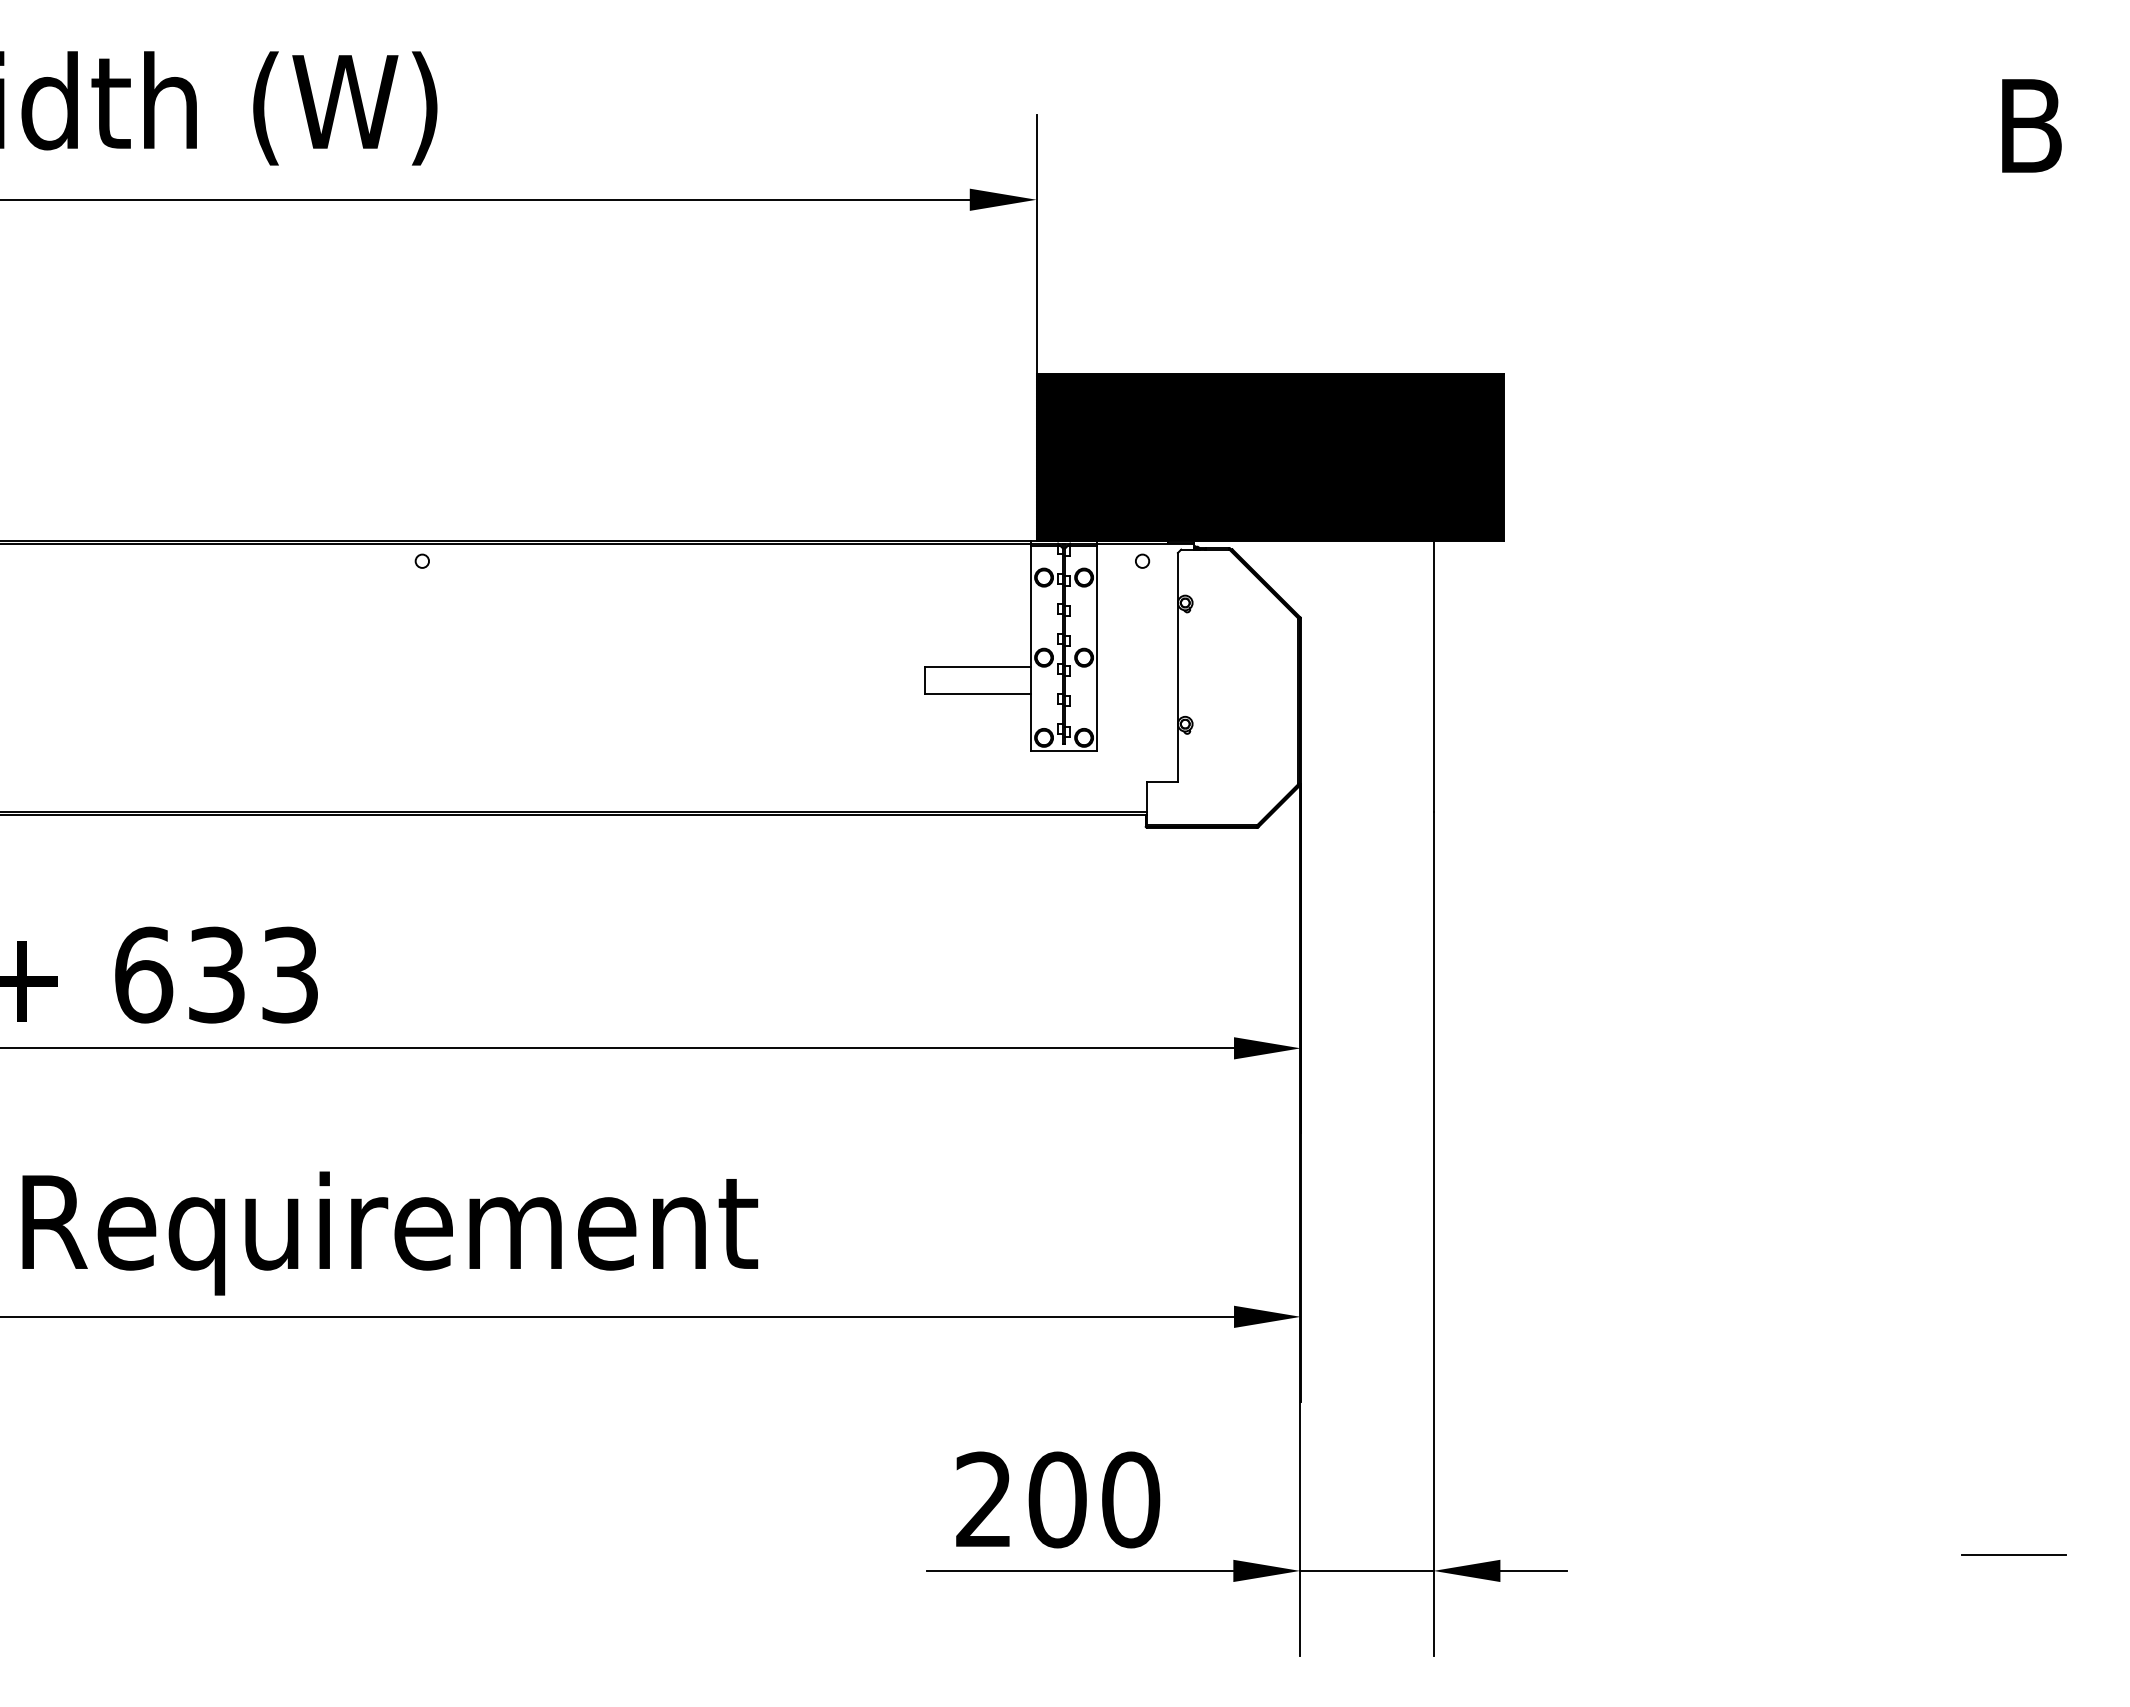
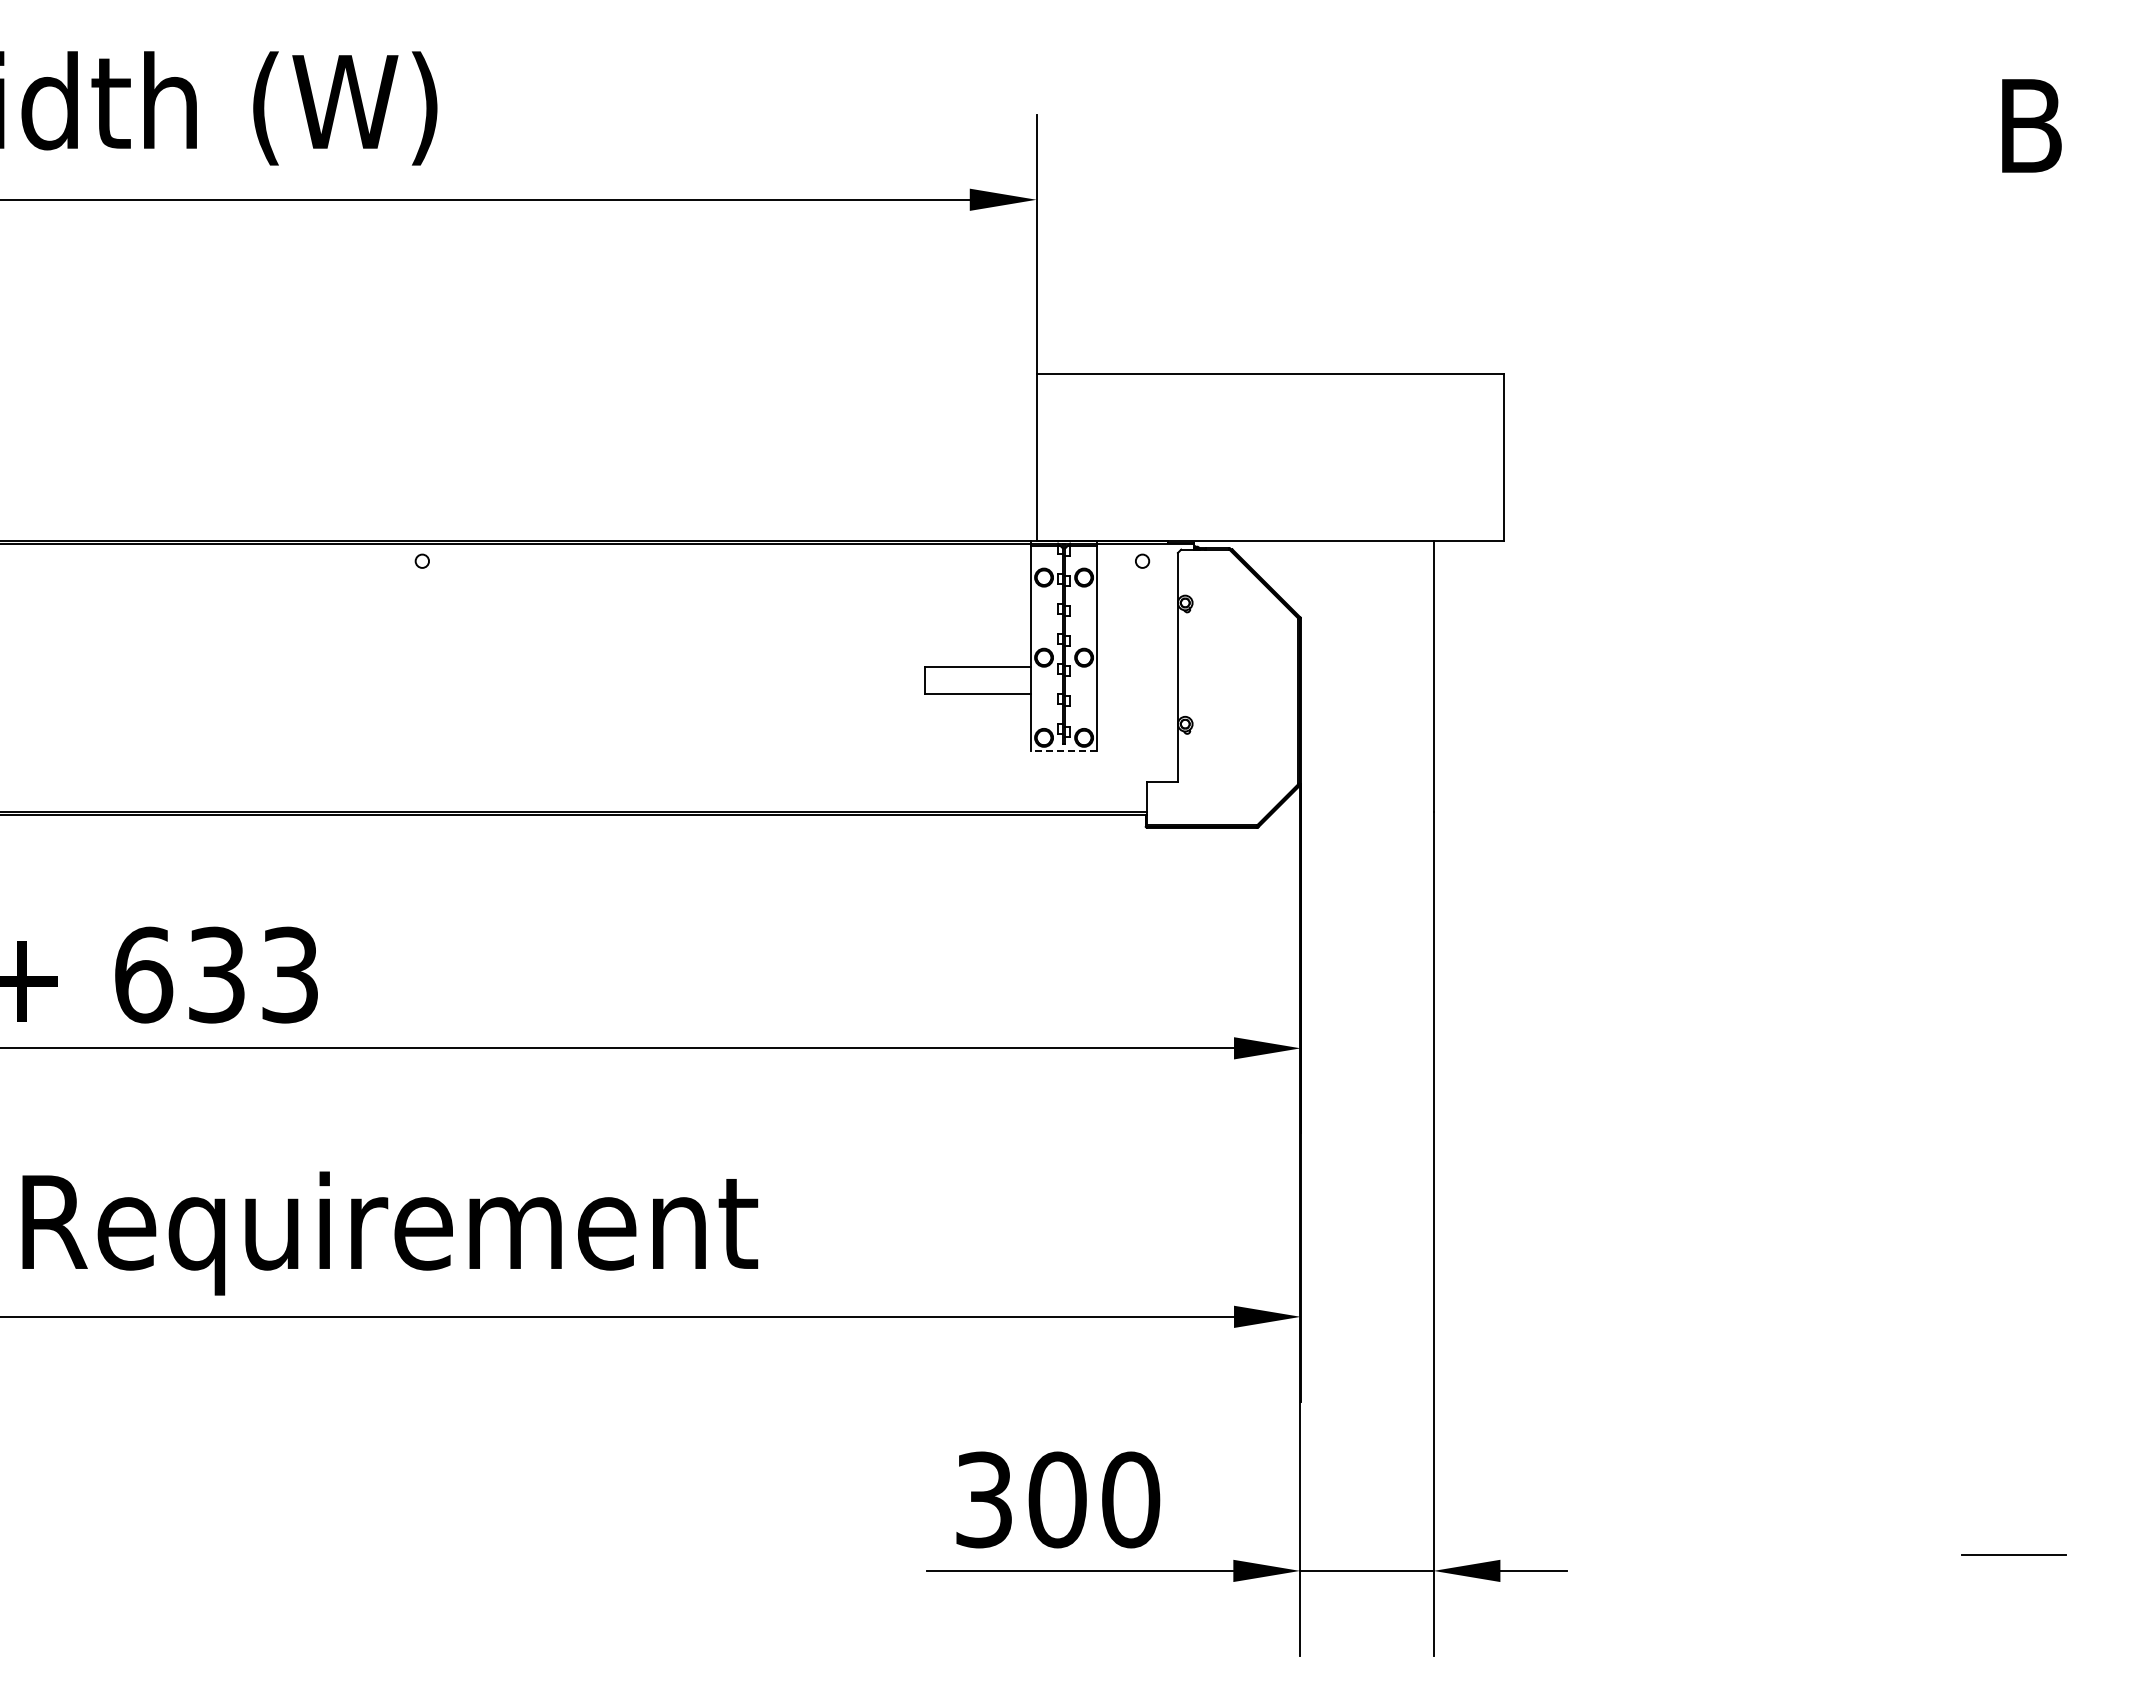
hatch: present -> none (1269, 457)
line: solid -> dashed (1063, 751)
text: 200 -> 300 (983, 1499)
